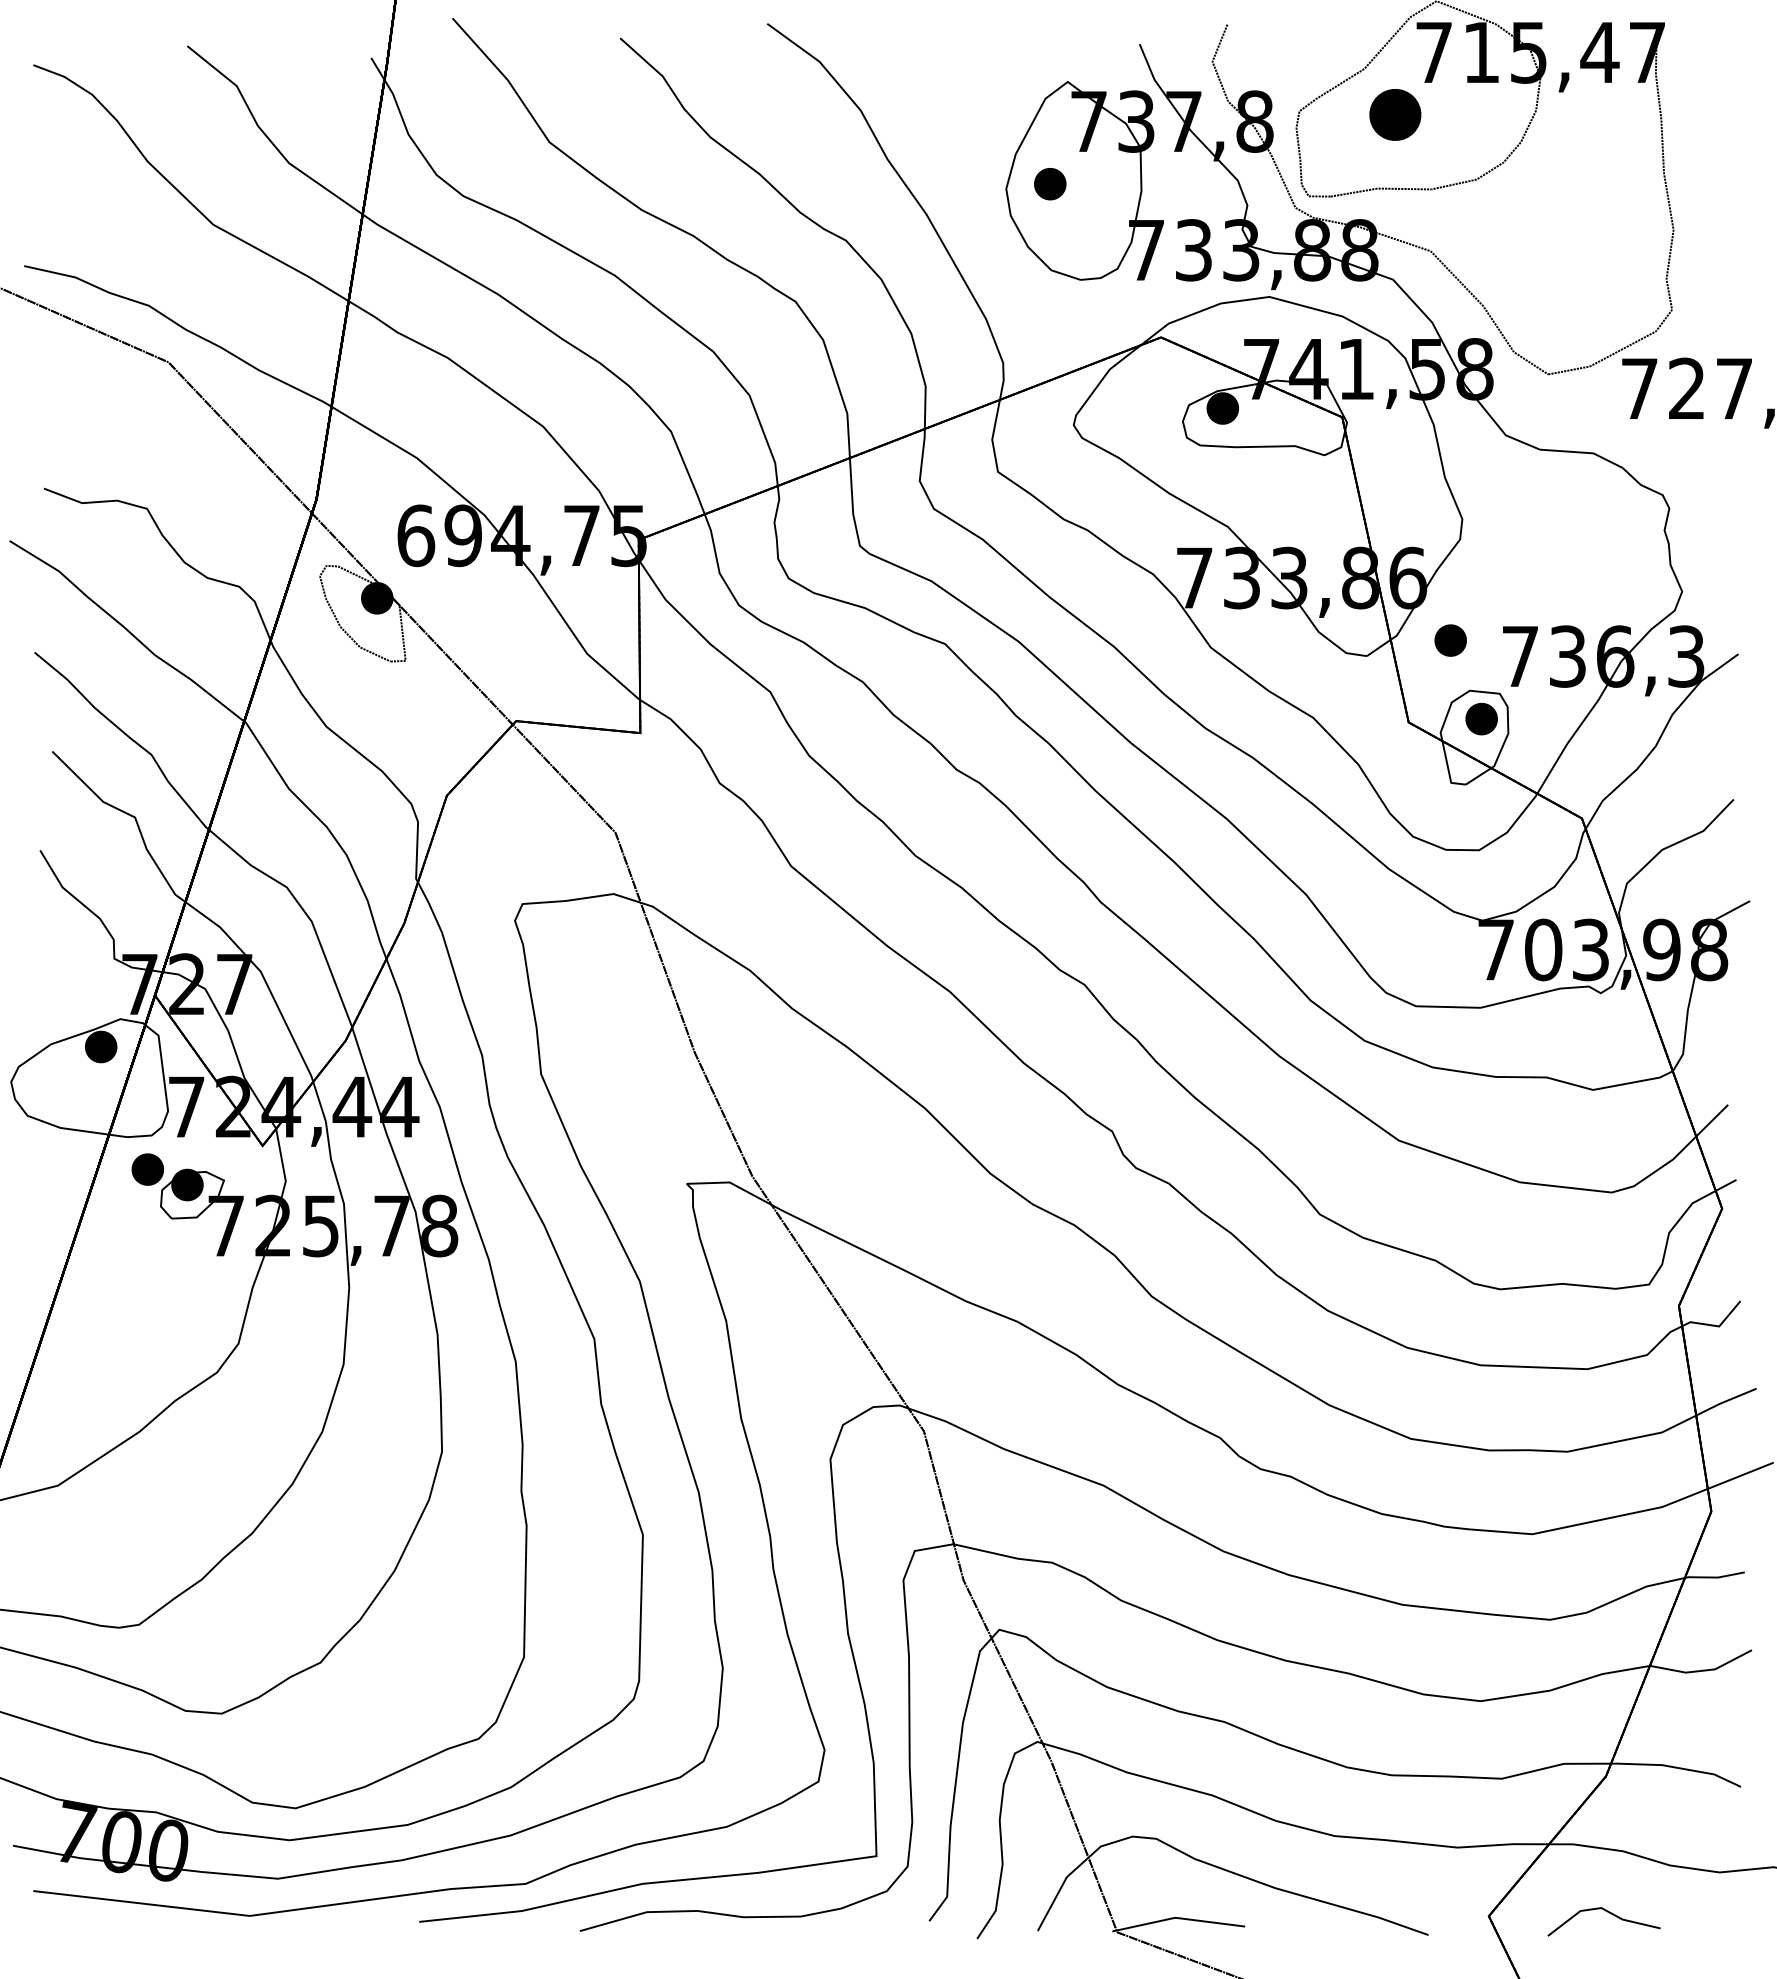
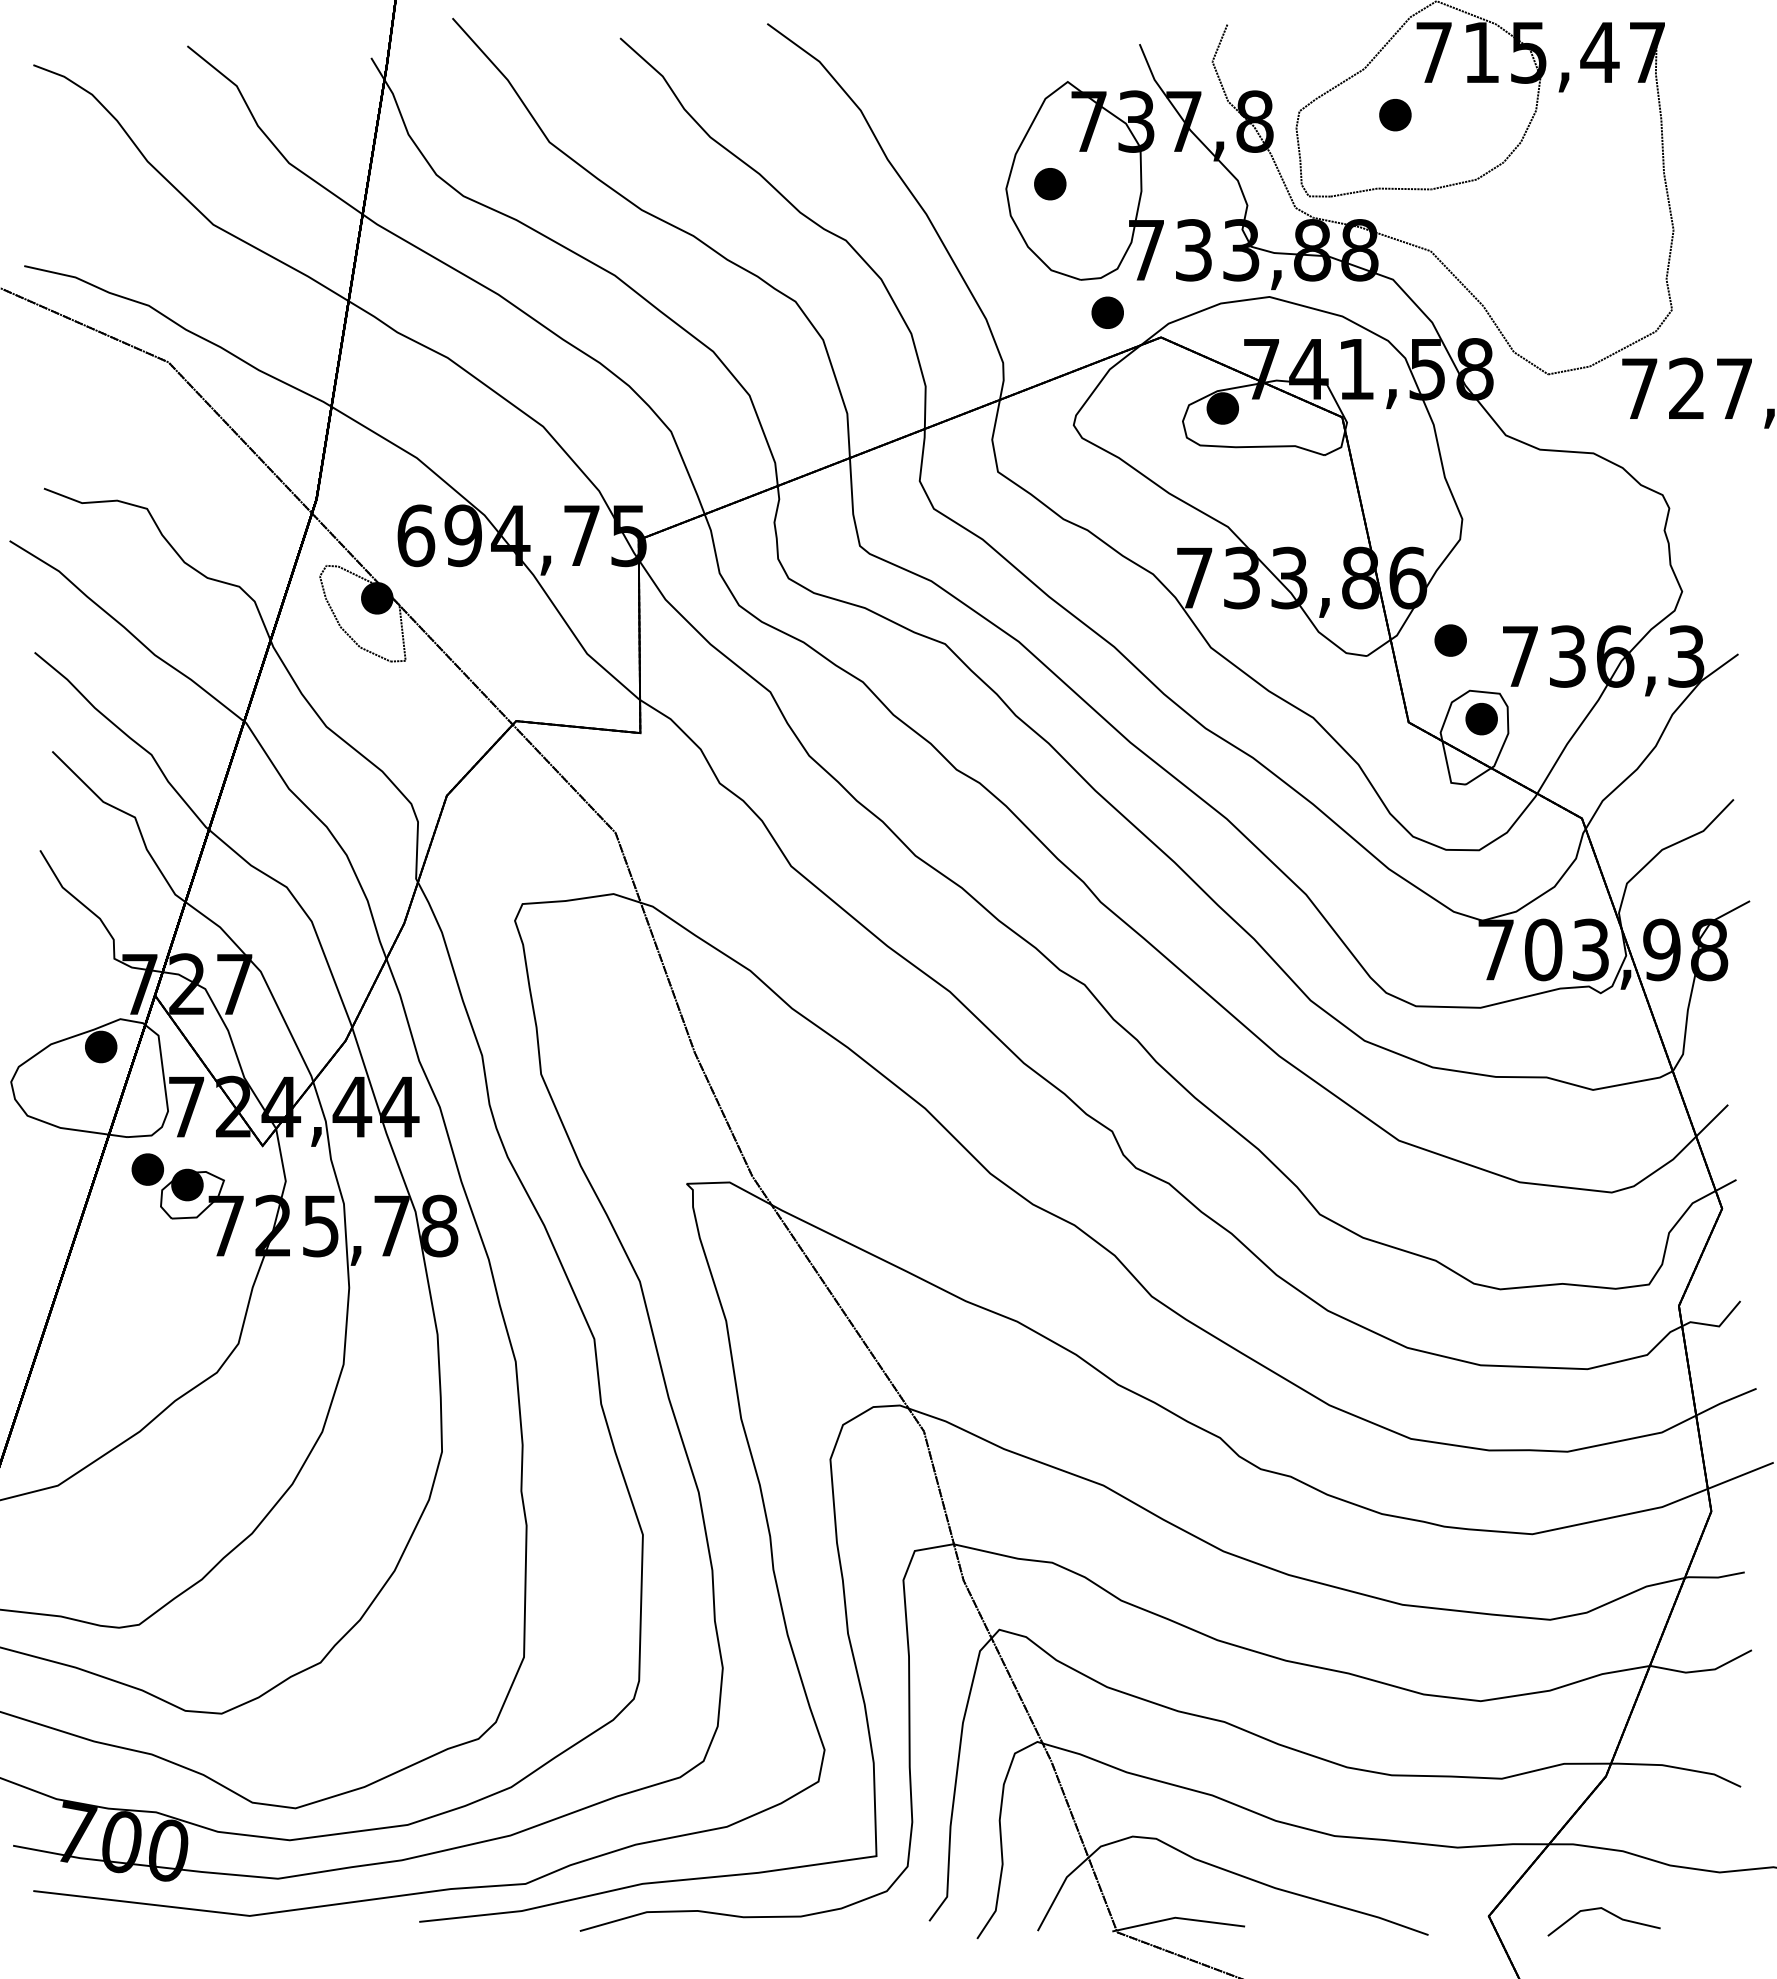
part size: 53x52 px -> 33x33 px (1395, 115)
part: none -> present (1107, 312)
